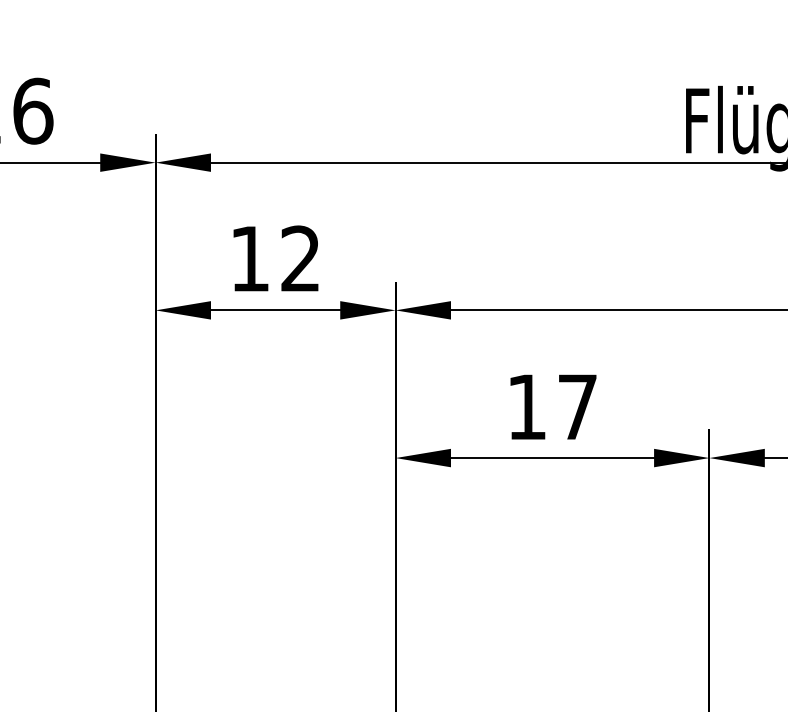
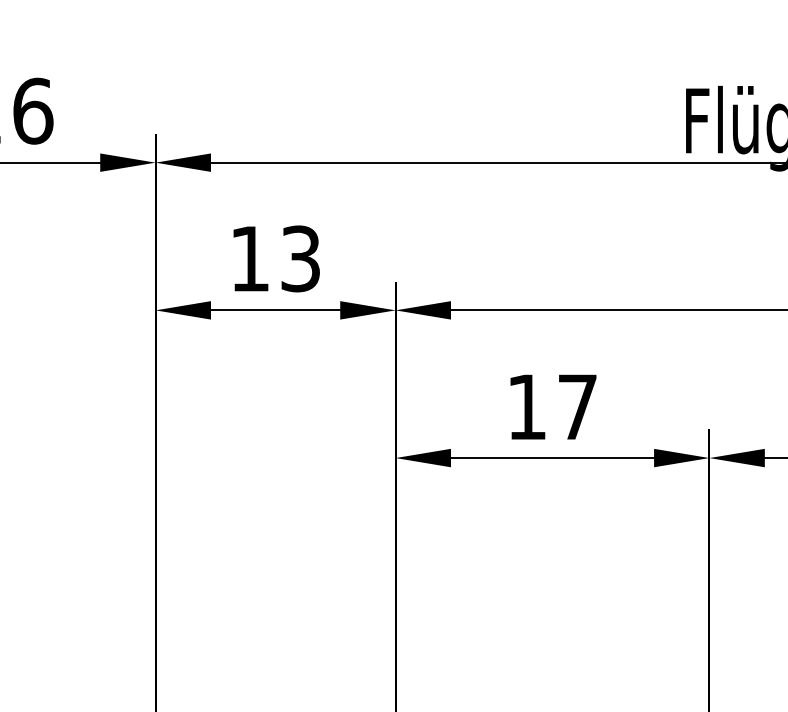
text: 12 -> 13 (300, 258)
